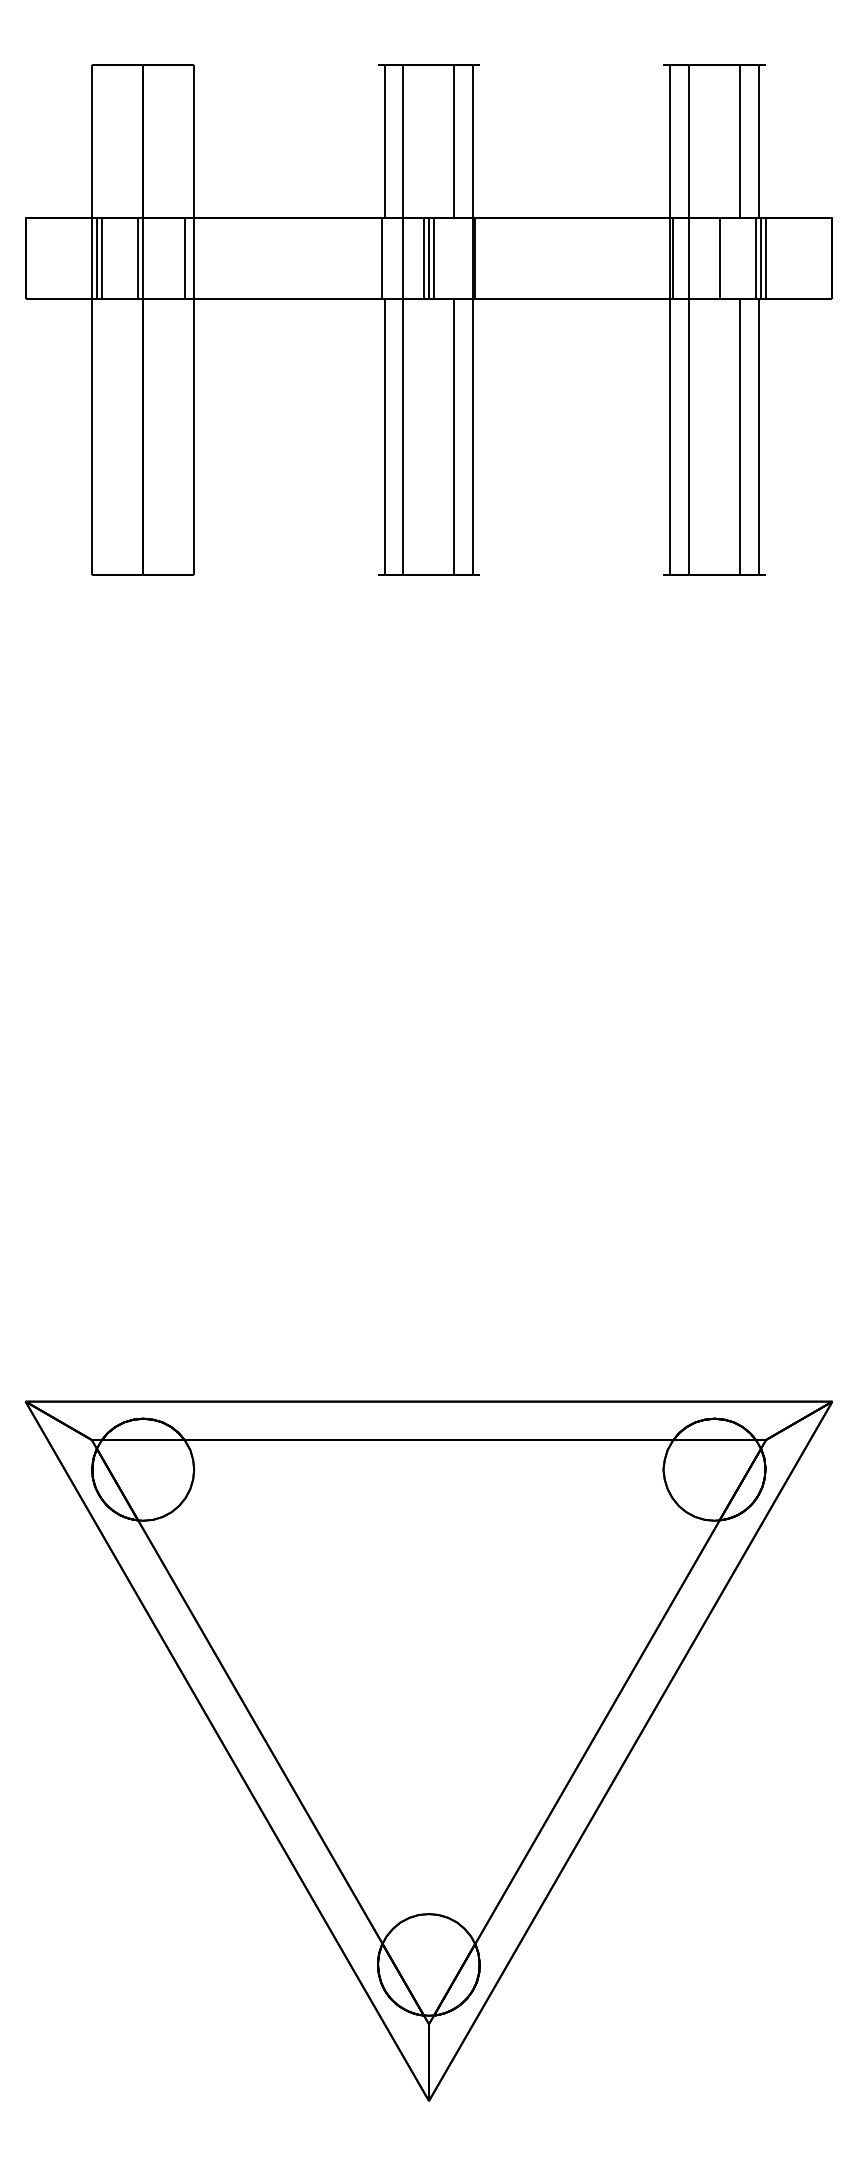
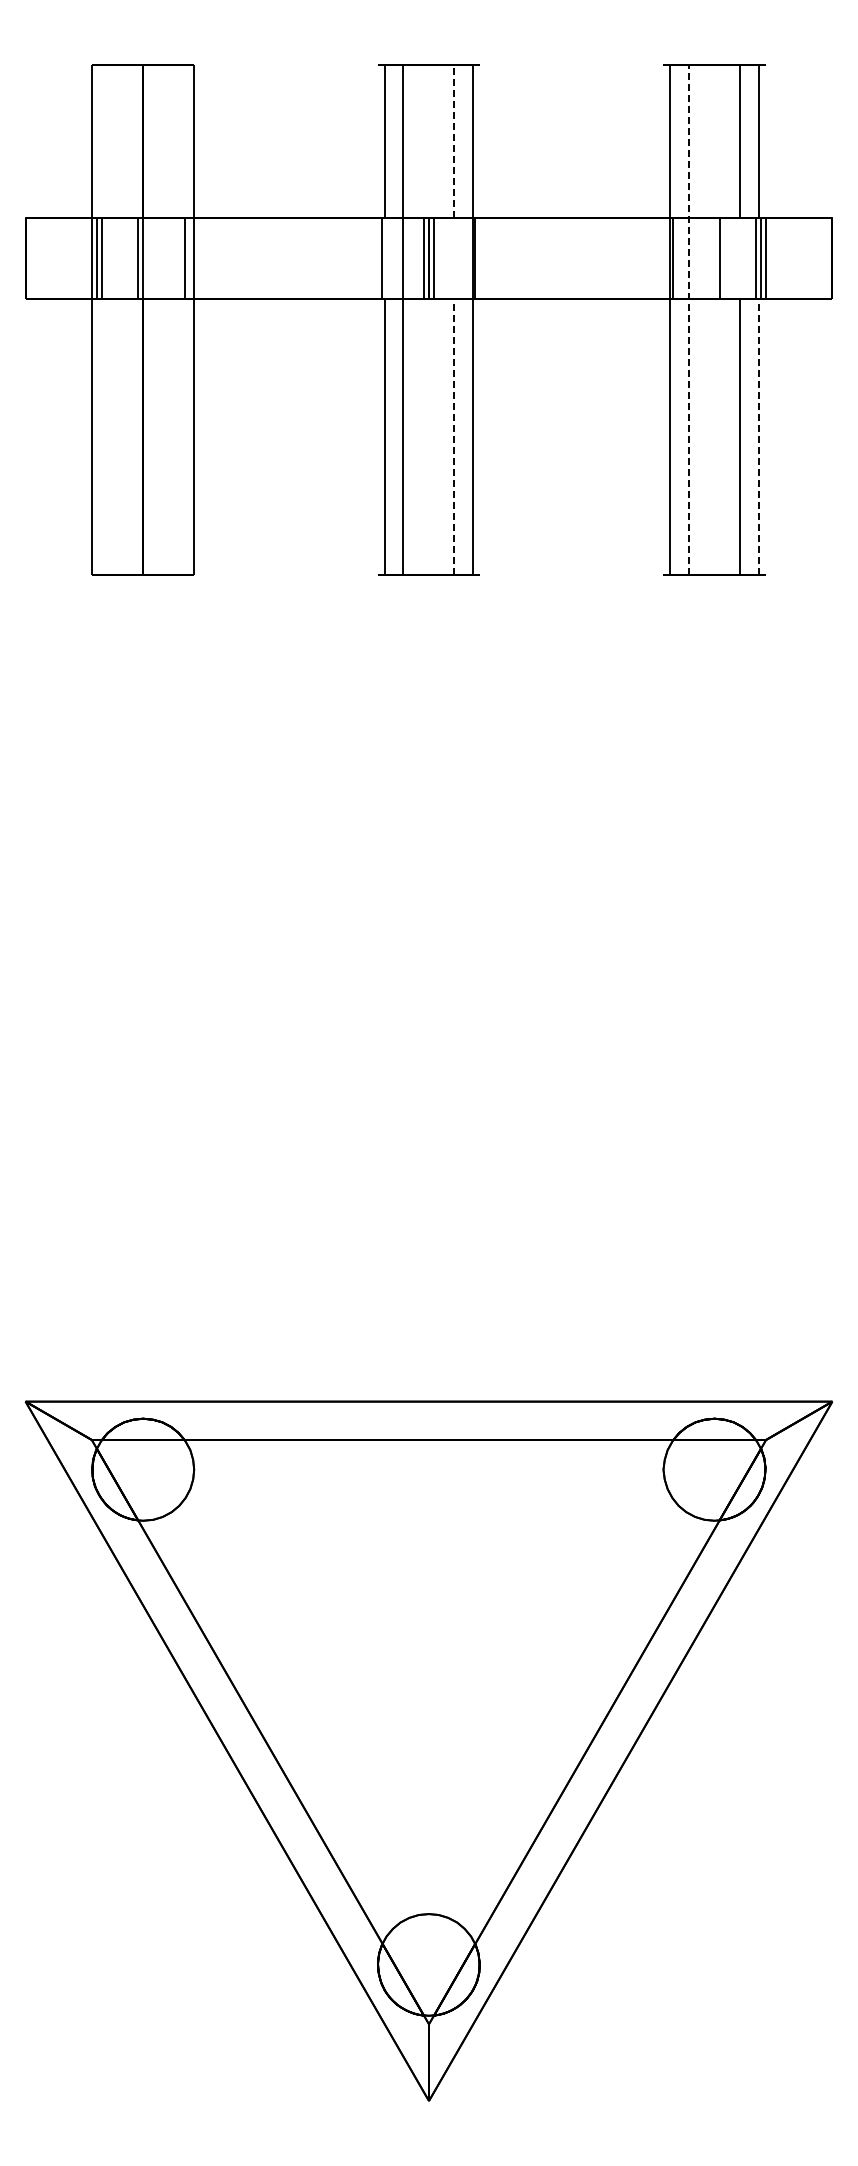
line: solid -> dashed (454, 141)
line: solid -> dashed (689, 319)
line: solid -> dashed (454, 436)
line: solid -> dashed (758, 436)
